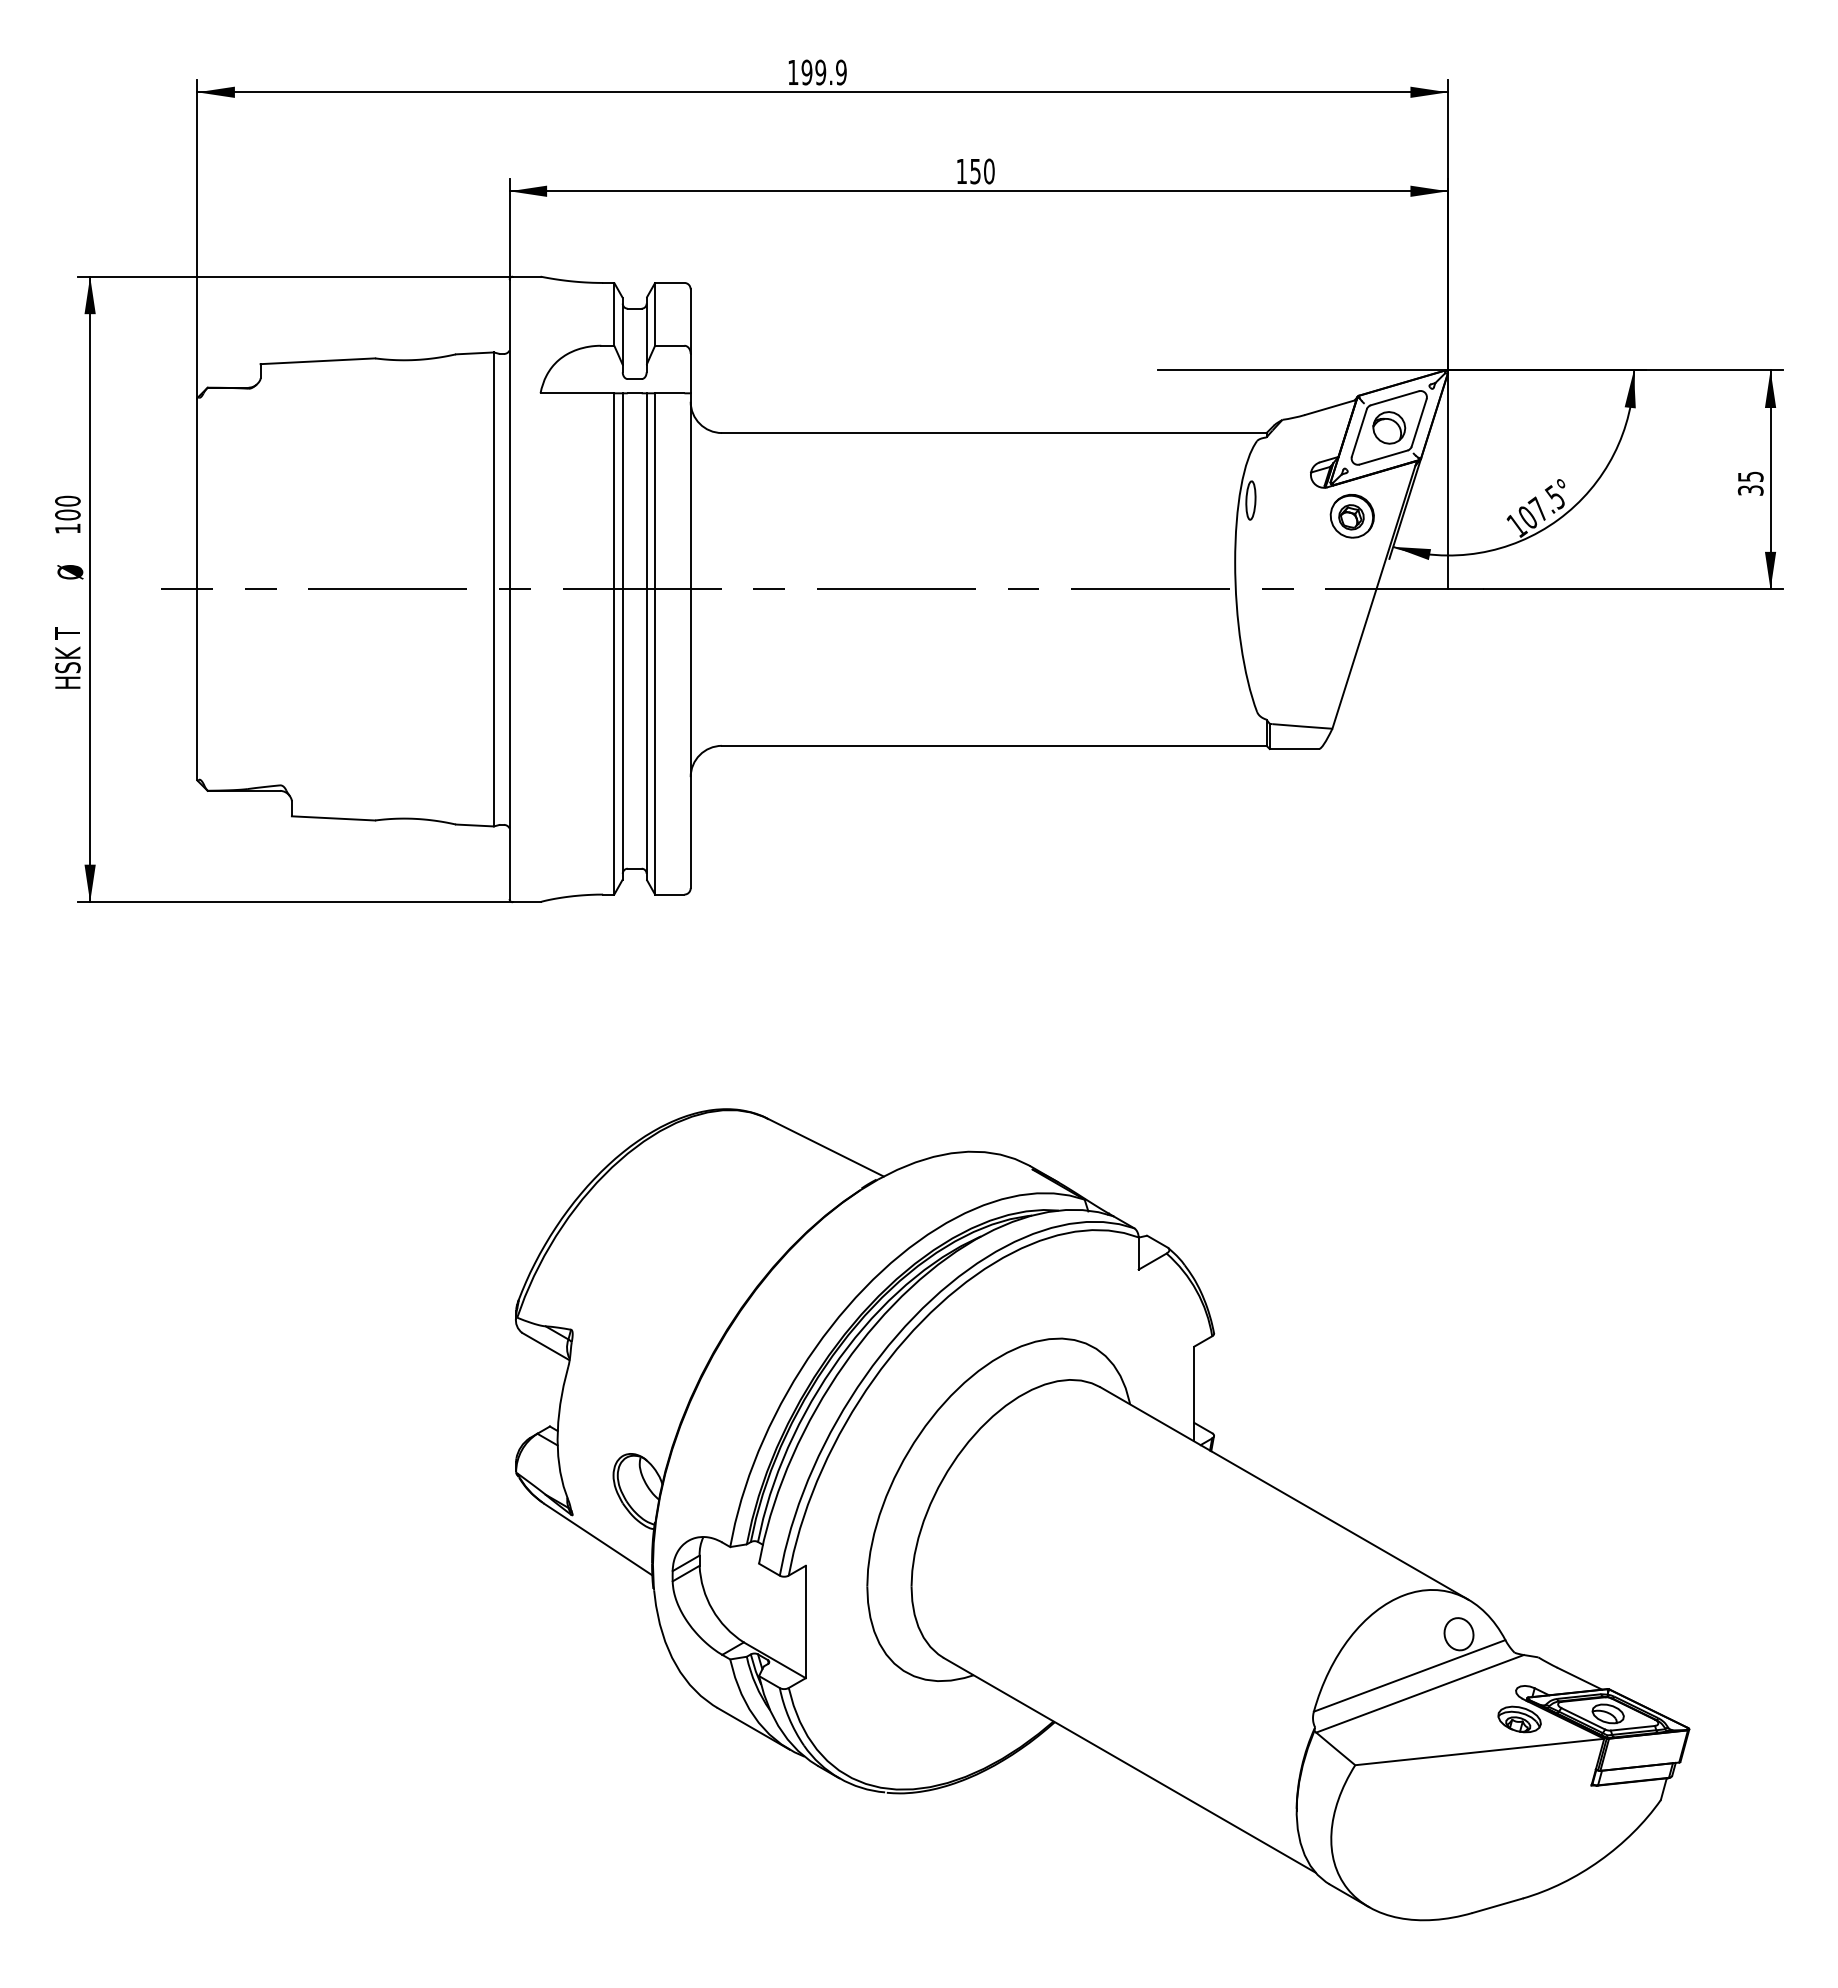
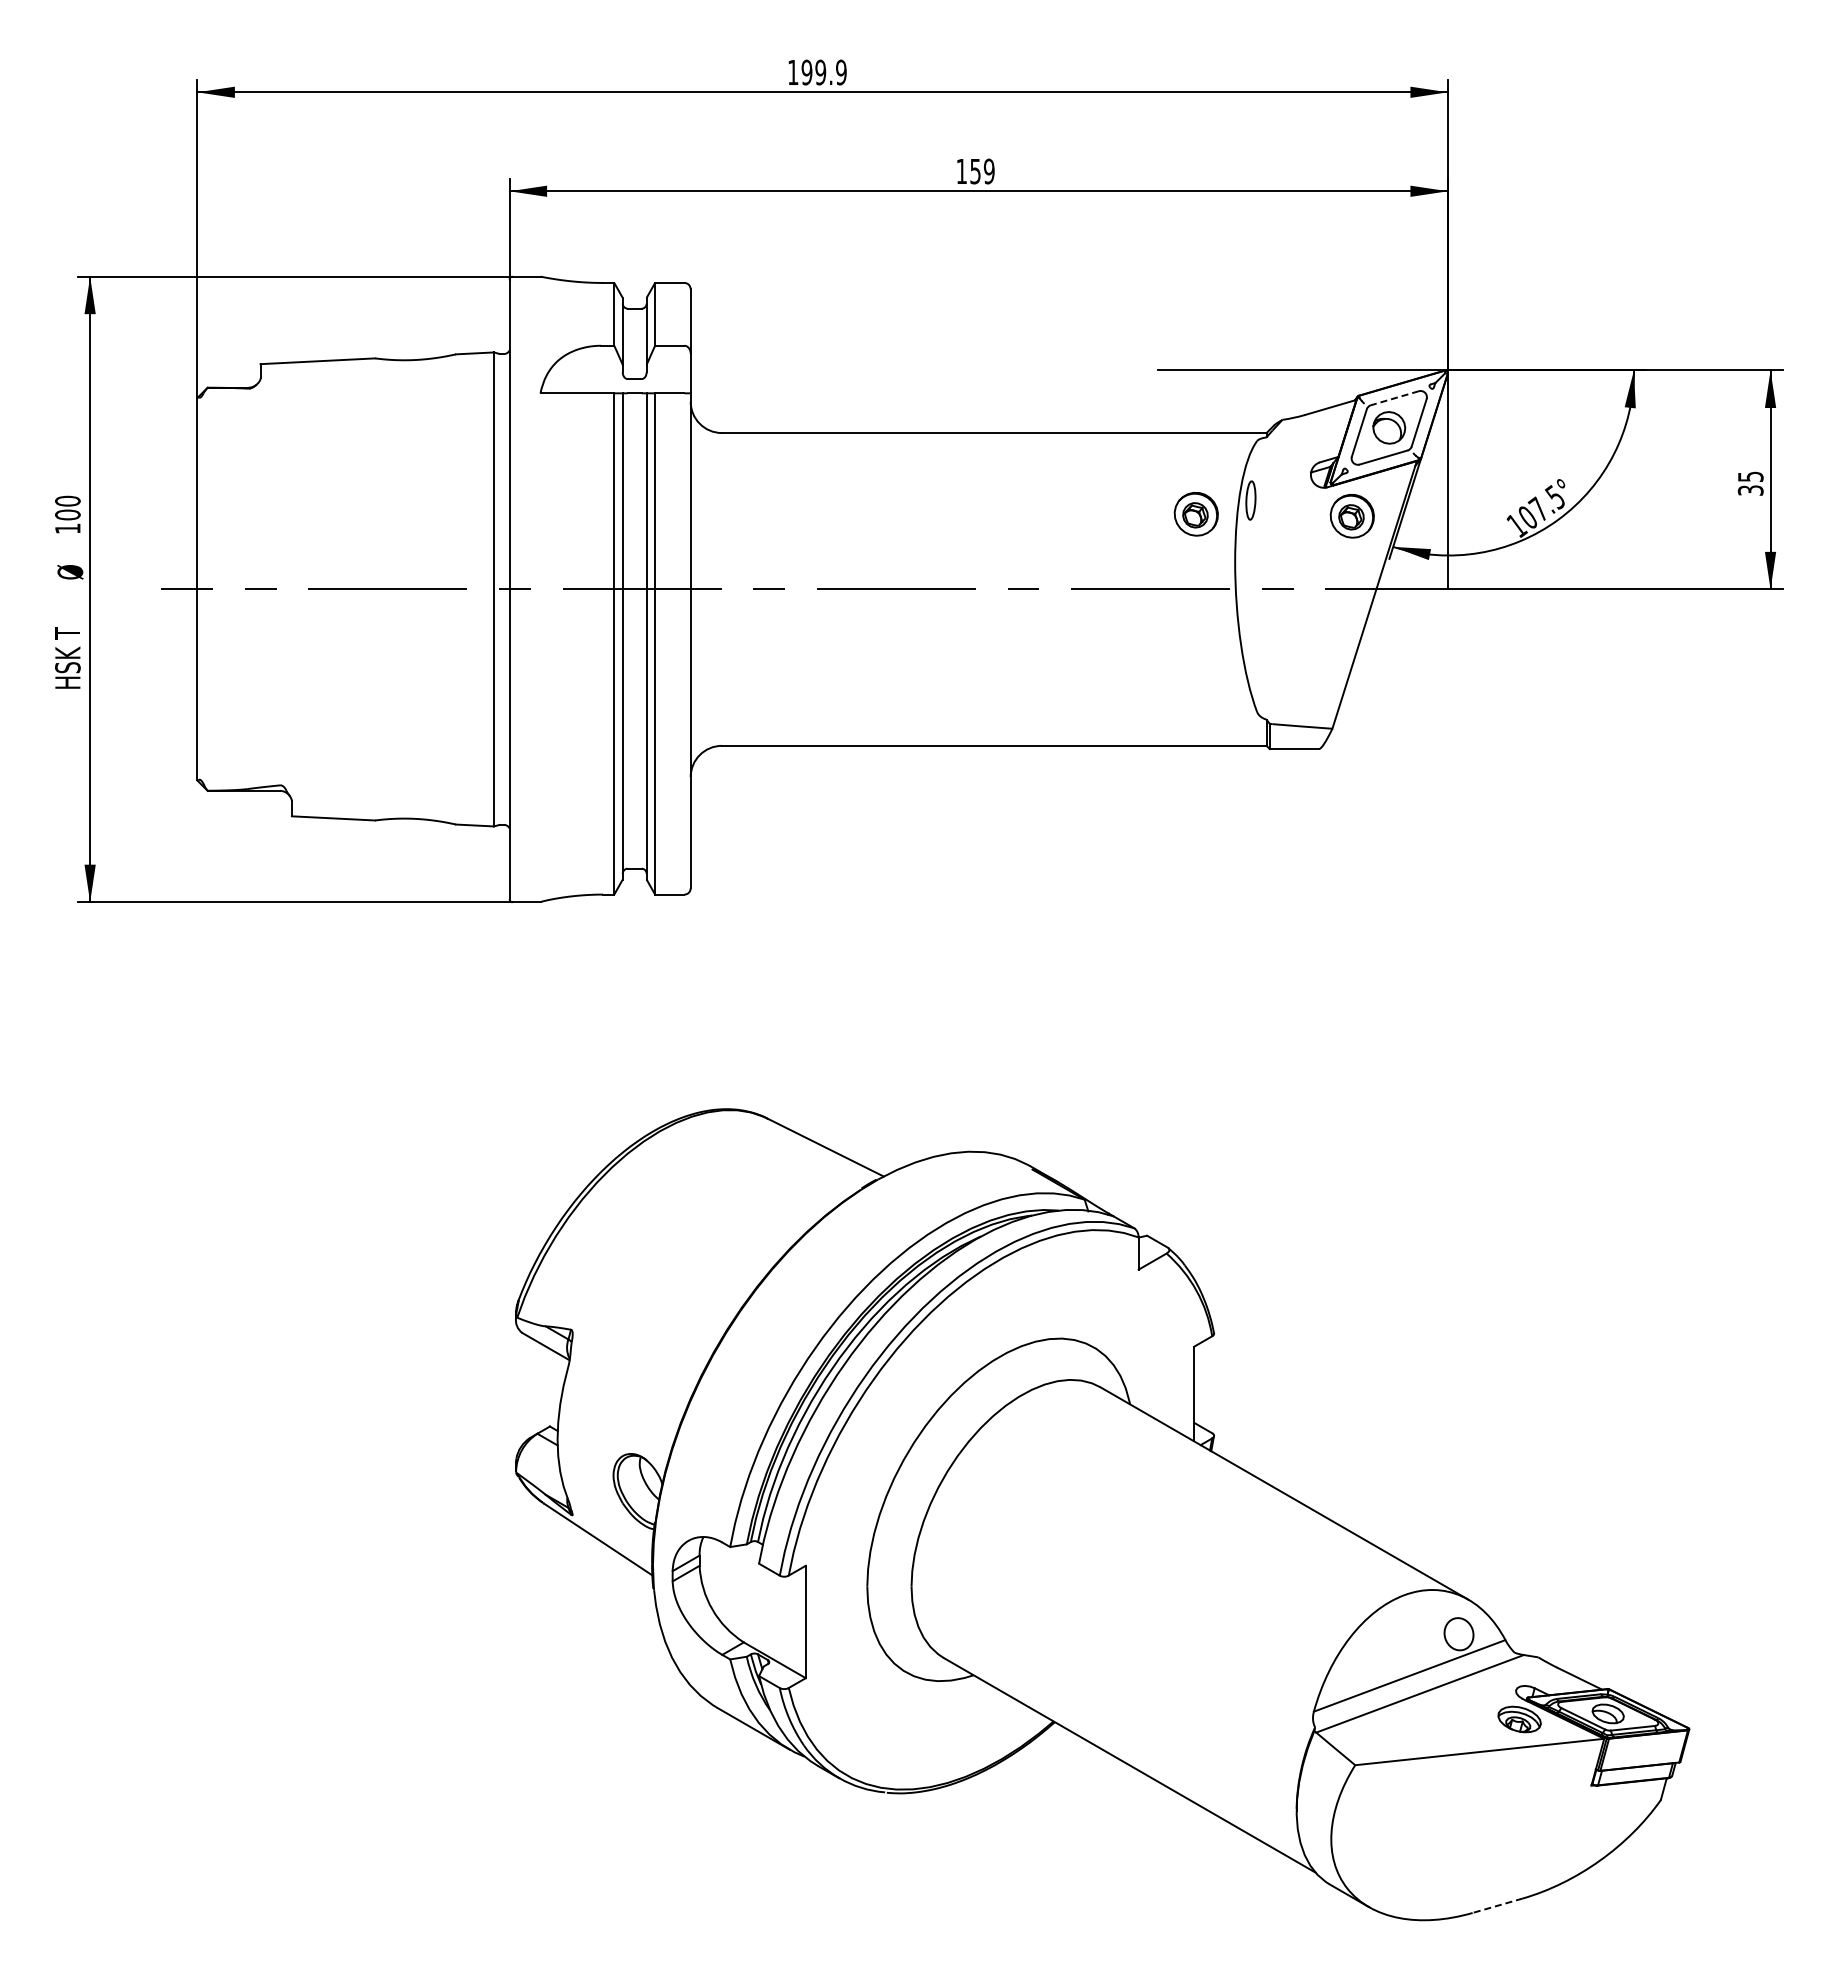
text: 150 -> 159 (988, 171)
line: solid -> dashed (1394, 398)
part: none -> present (1195, 514)
line: solid -> dashed (1497, 1905)
